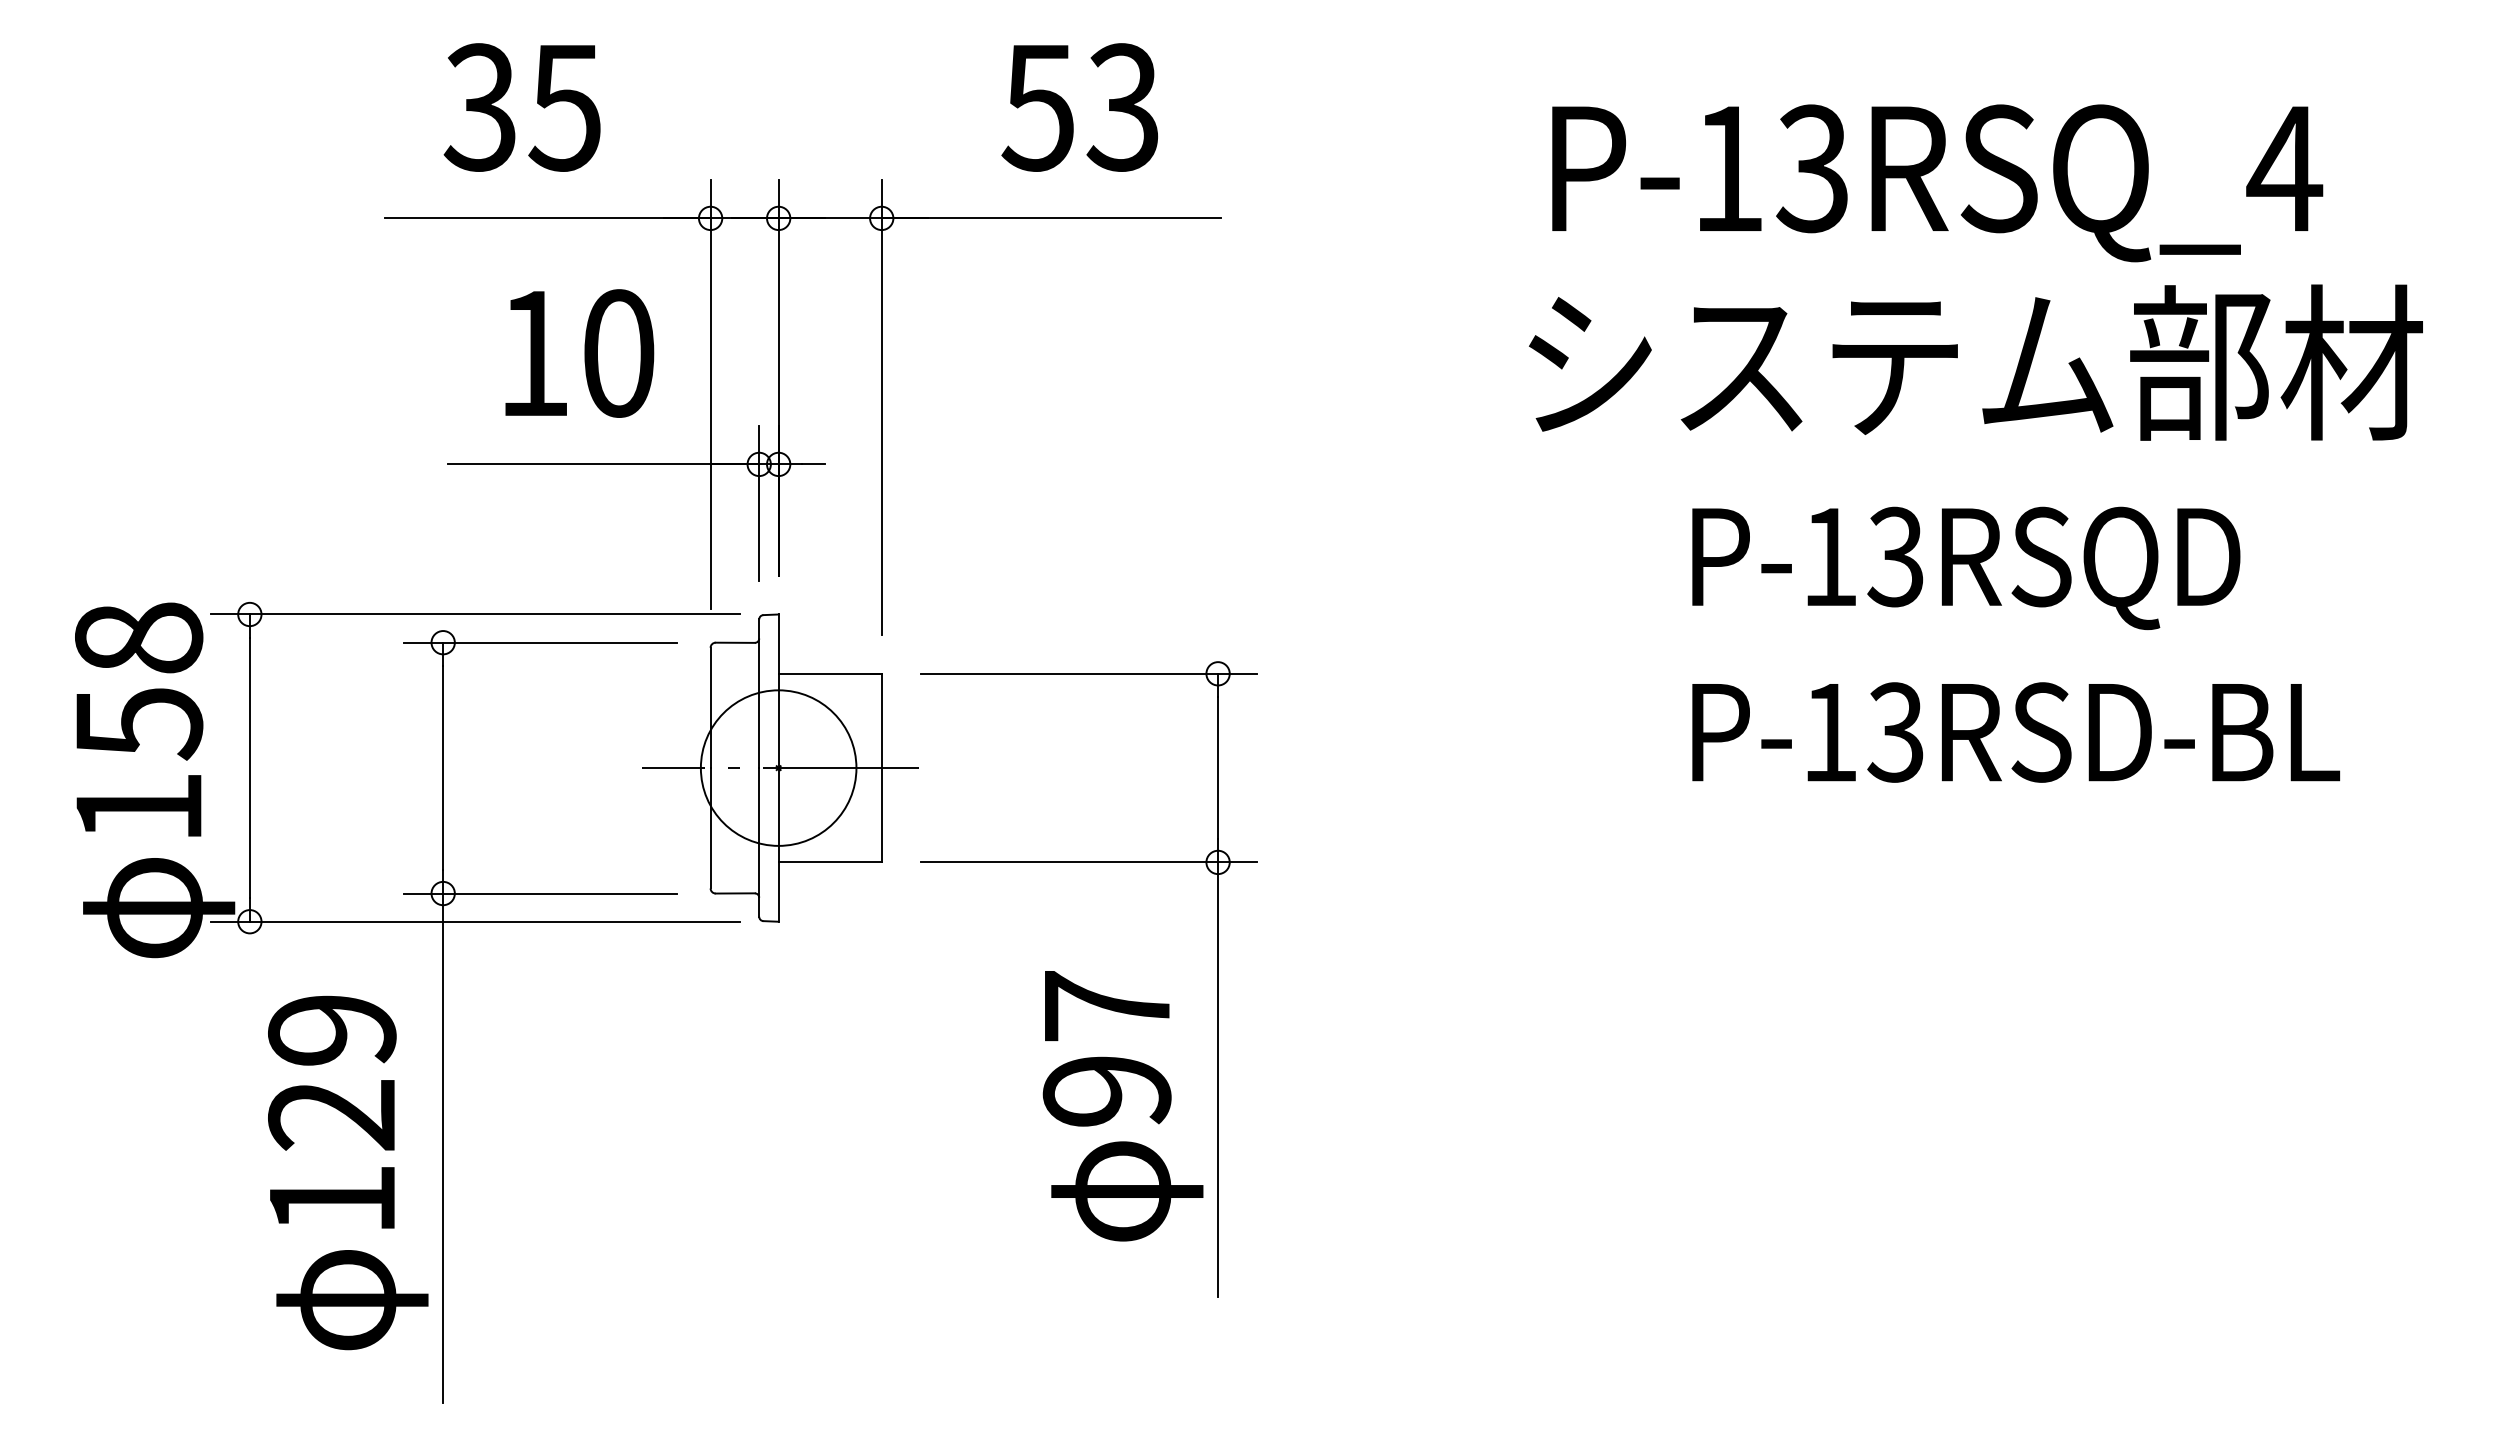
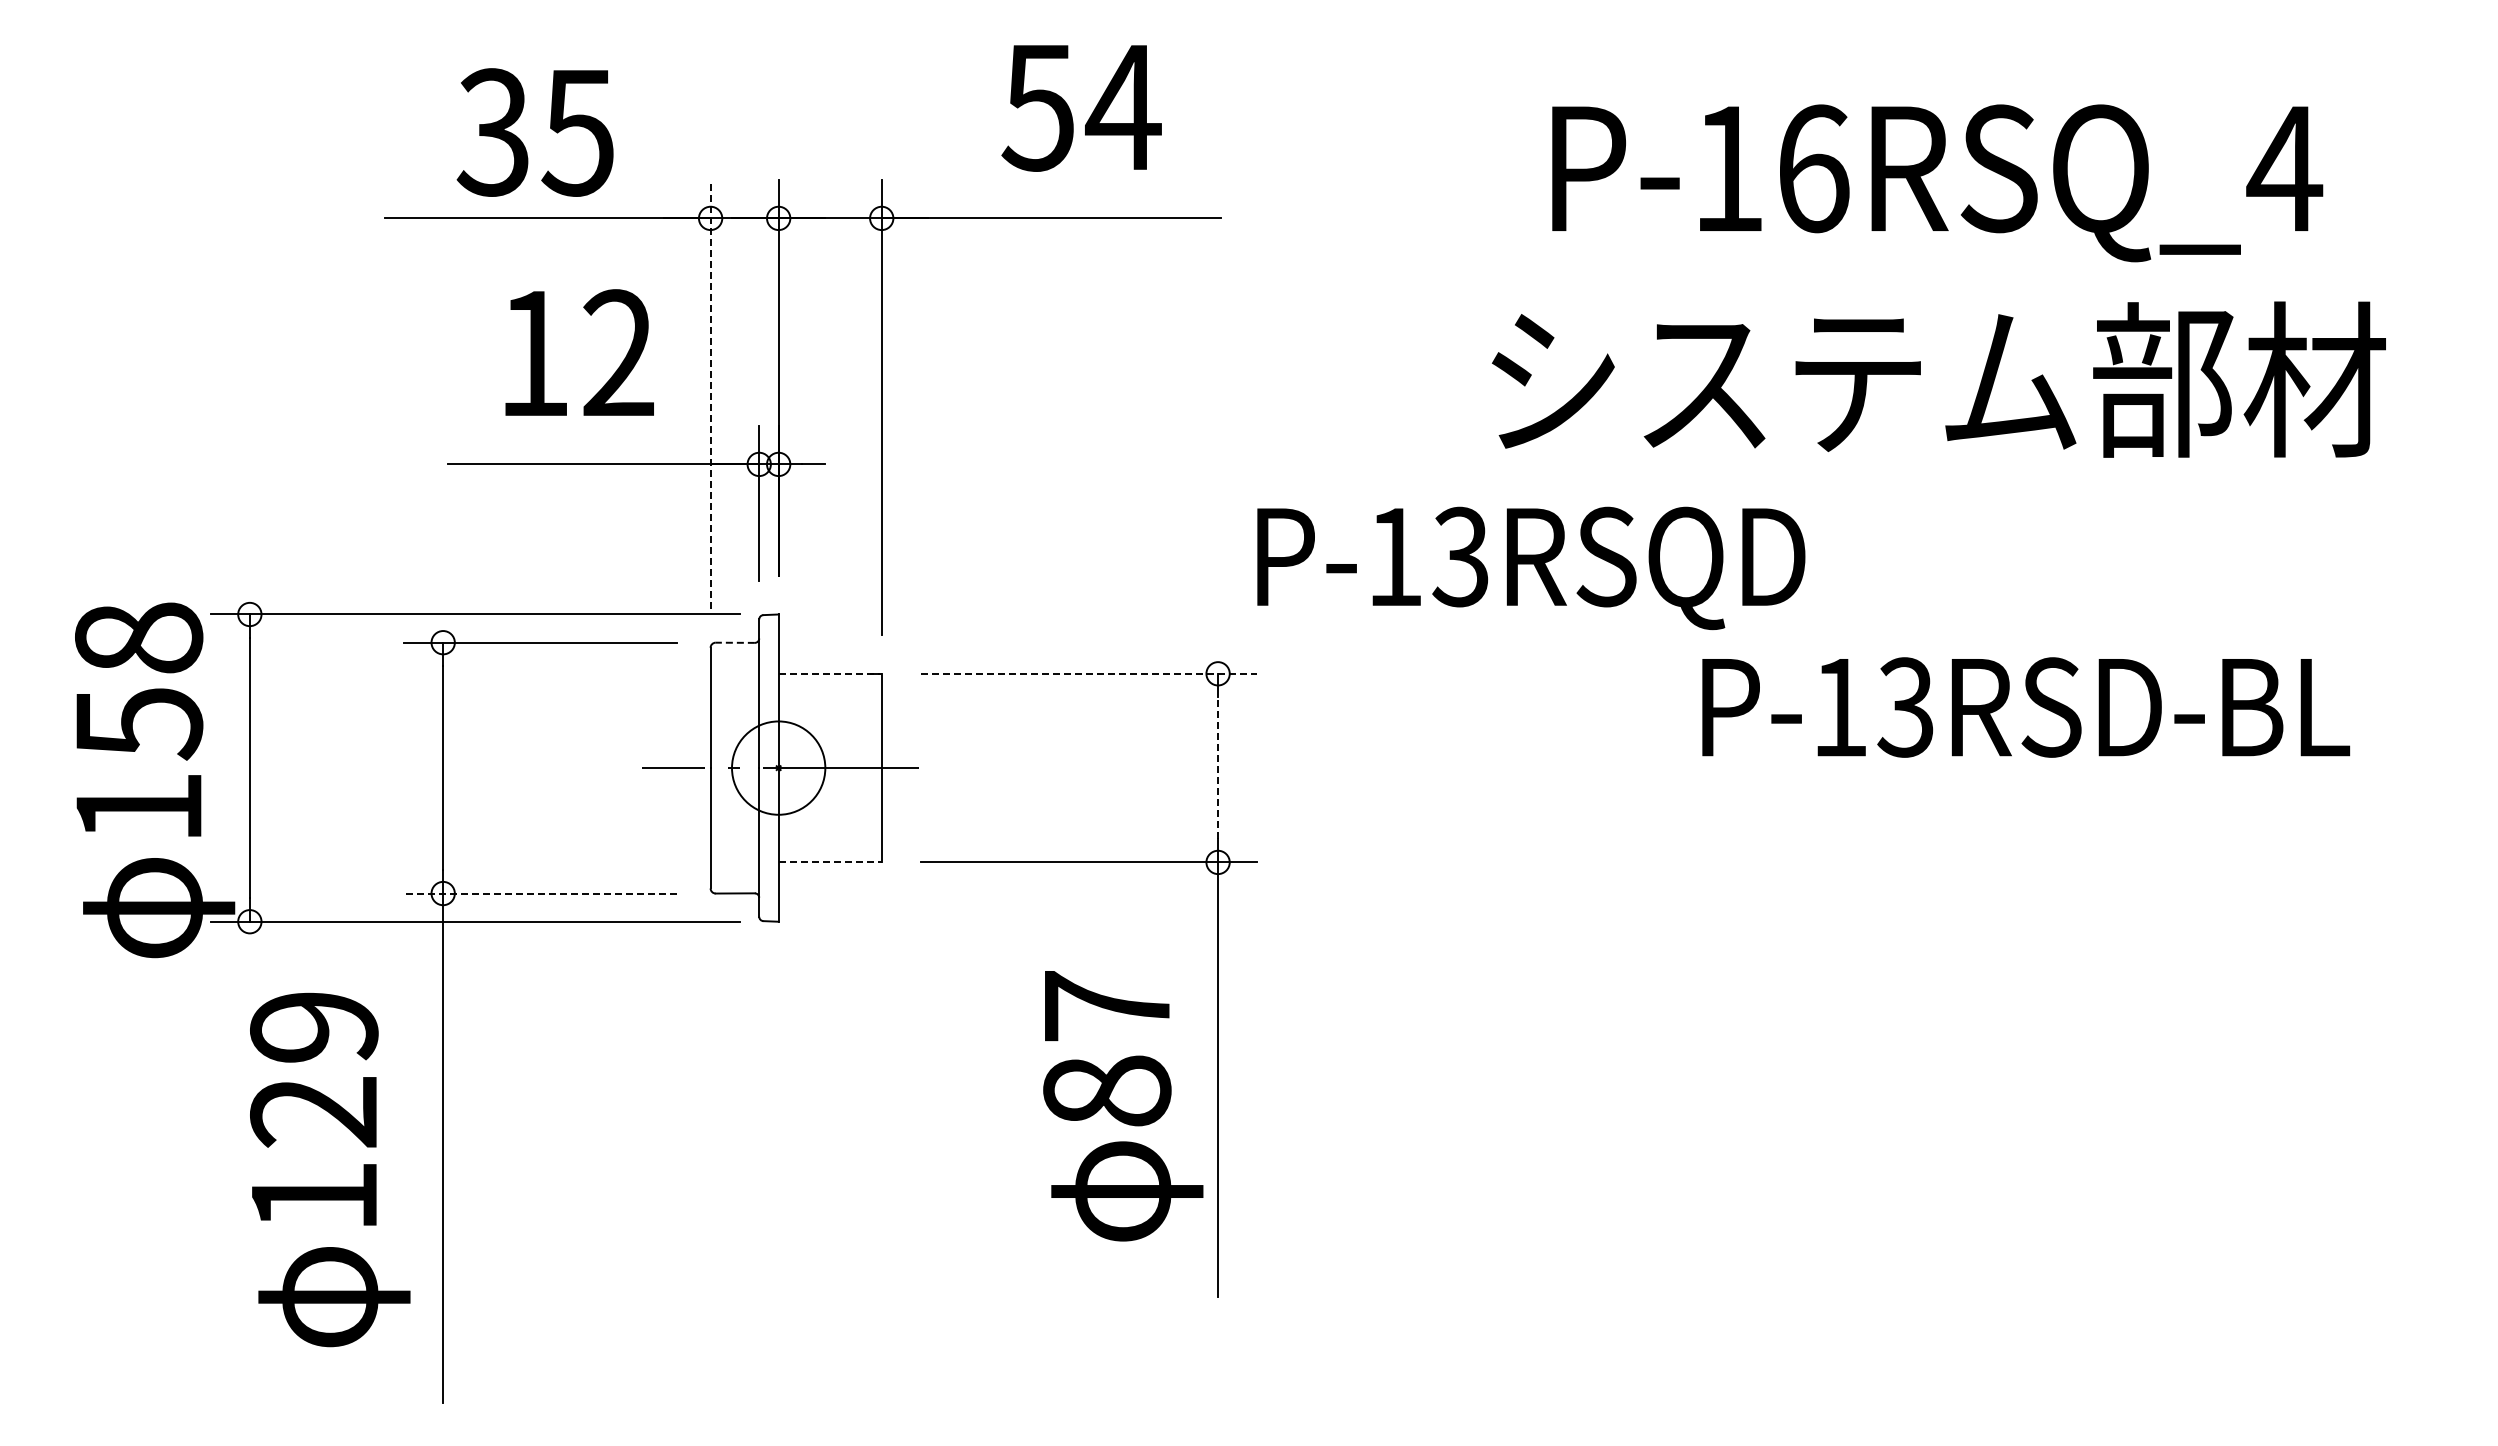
text position: (521, 107) -> (534, 132) (534, 132)
text: 53 -> 54 (1123, 107)
text: P-13RSQ_4 -> P-16RSQ_4 (1812, 168)
text: 10 -> 12 (618, 353)
text position: (1975, 362) -> (1938, 379) (1938, 379)
line: solid -> dashed (710, 394)
text position: (1966, 568) -> (1531, 568) (1531, 568)
line: solid -> dashed (735, 642)
line: solid -> dashed (830, 673)
line: solid -> dashed (1089, 673)
text position: (2016, 732) -> (2026, 707) (2026, 707)
circle diameter: 156 px -> 93 px (778, 767)
line: solid -> dashed (1218, 768)
line: solid -> dashed (830, 862)
line: solid -> dashed (540, 893)
text: 97 -> 87 (1106, 1090)
text position: (348, 1172) -> (330, 1169) (330, 1169)
